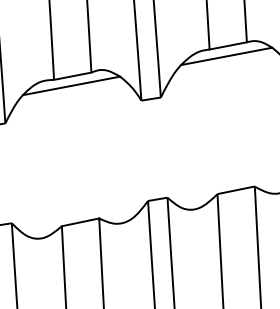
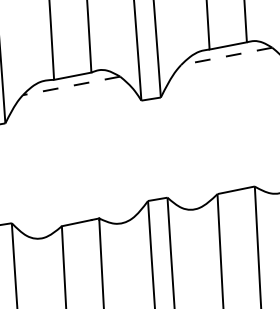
line: solid -> dashed (226, 56)
line: solid -> dashed (71, 85)
